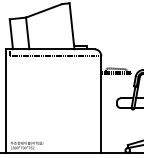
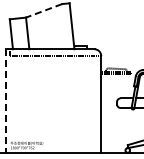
line: solid -> dashed (43, 11)
line: solid -> dashed (6, 101)
